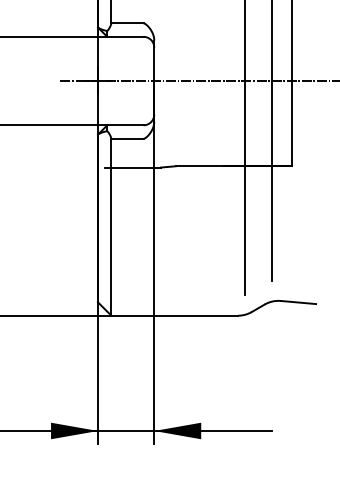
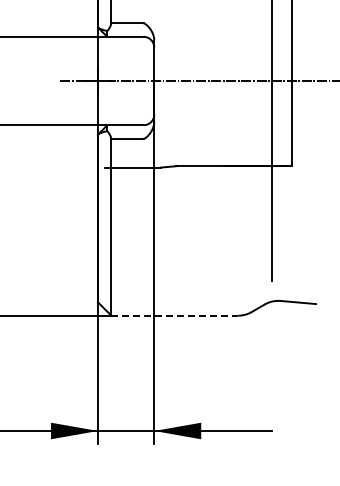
line: present -> none (245, 148)
line: solid -> dashed (175, 315)
